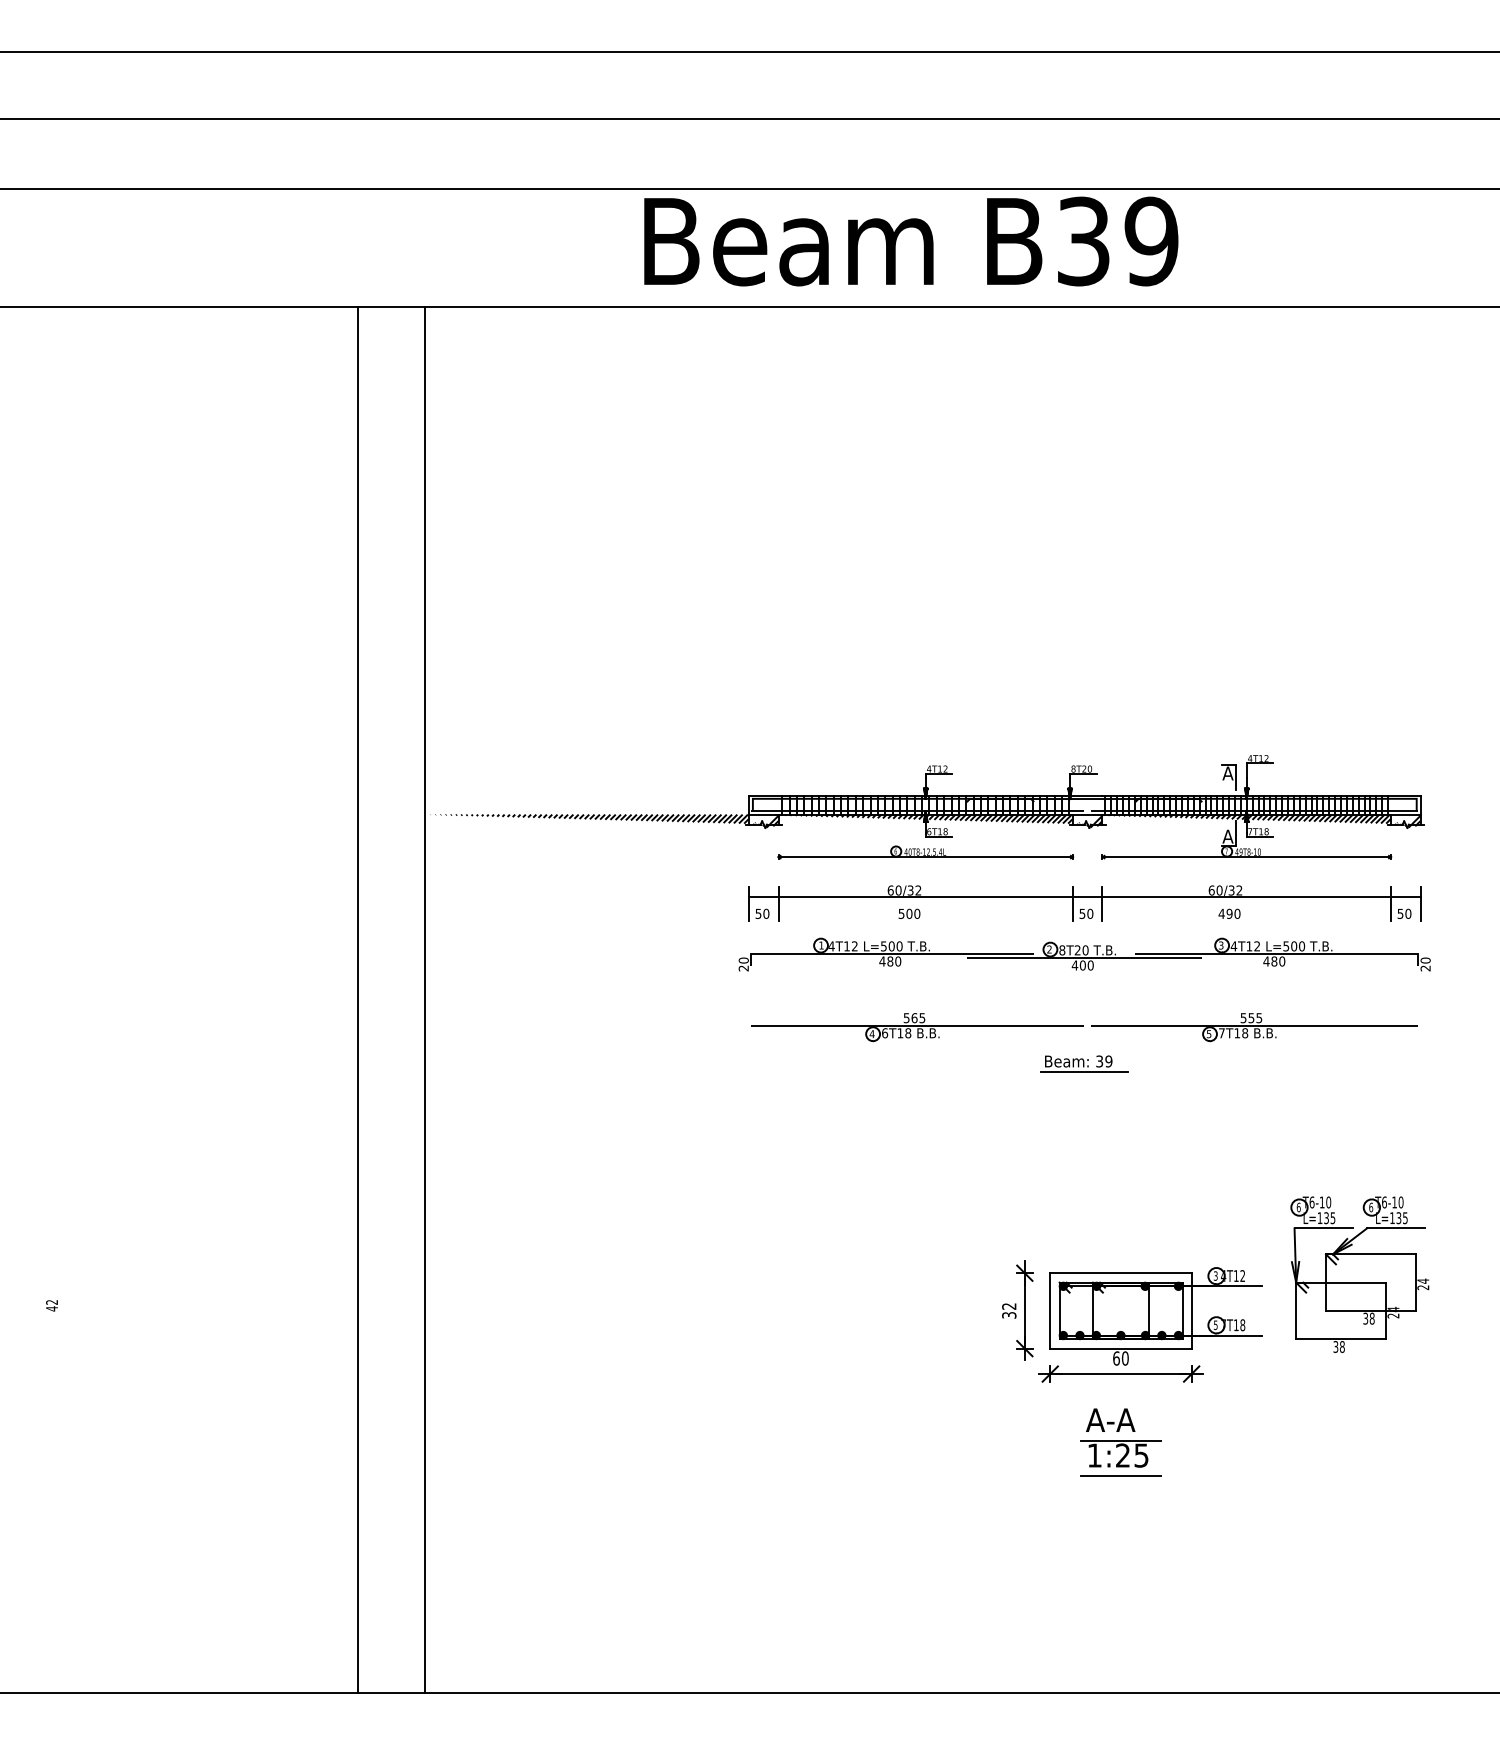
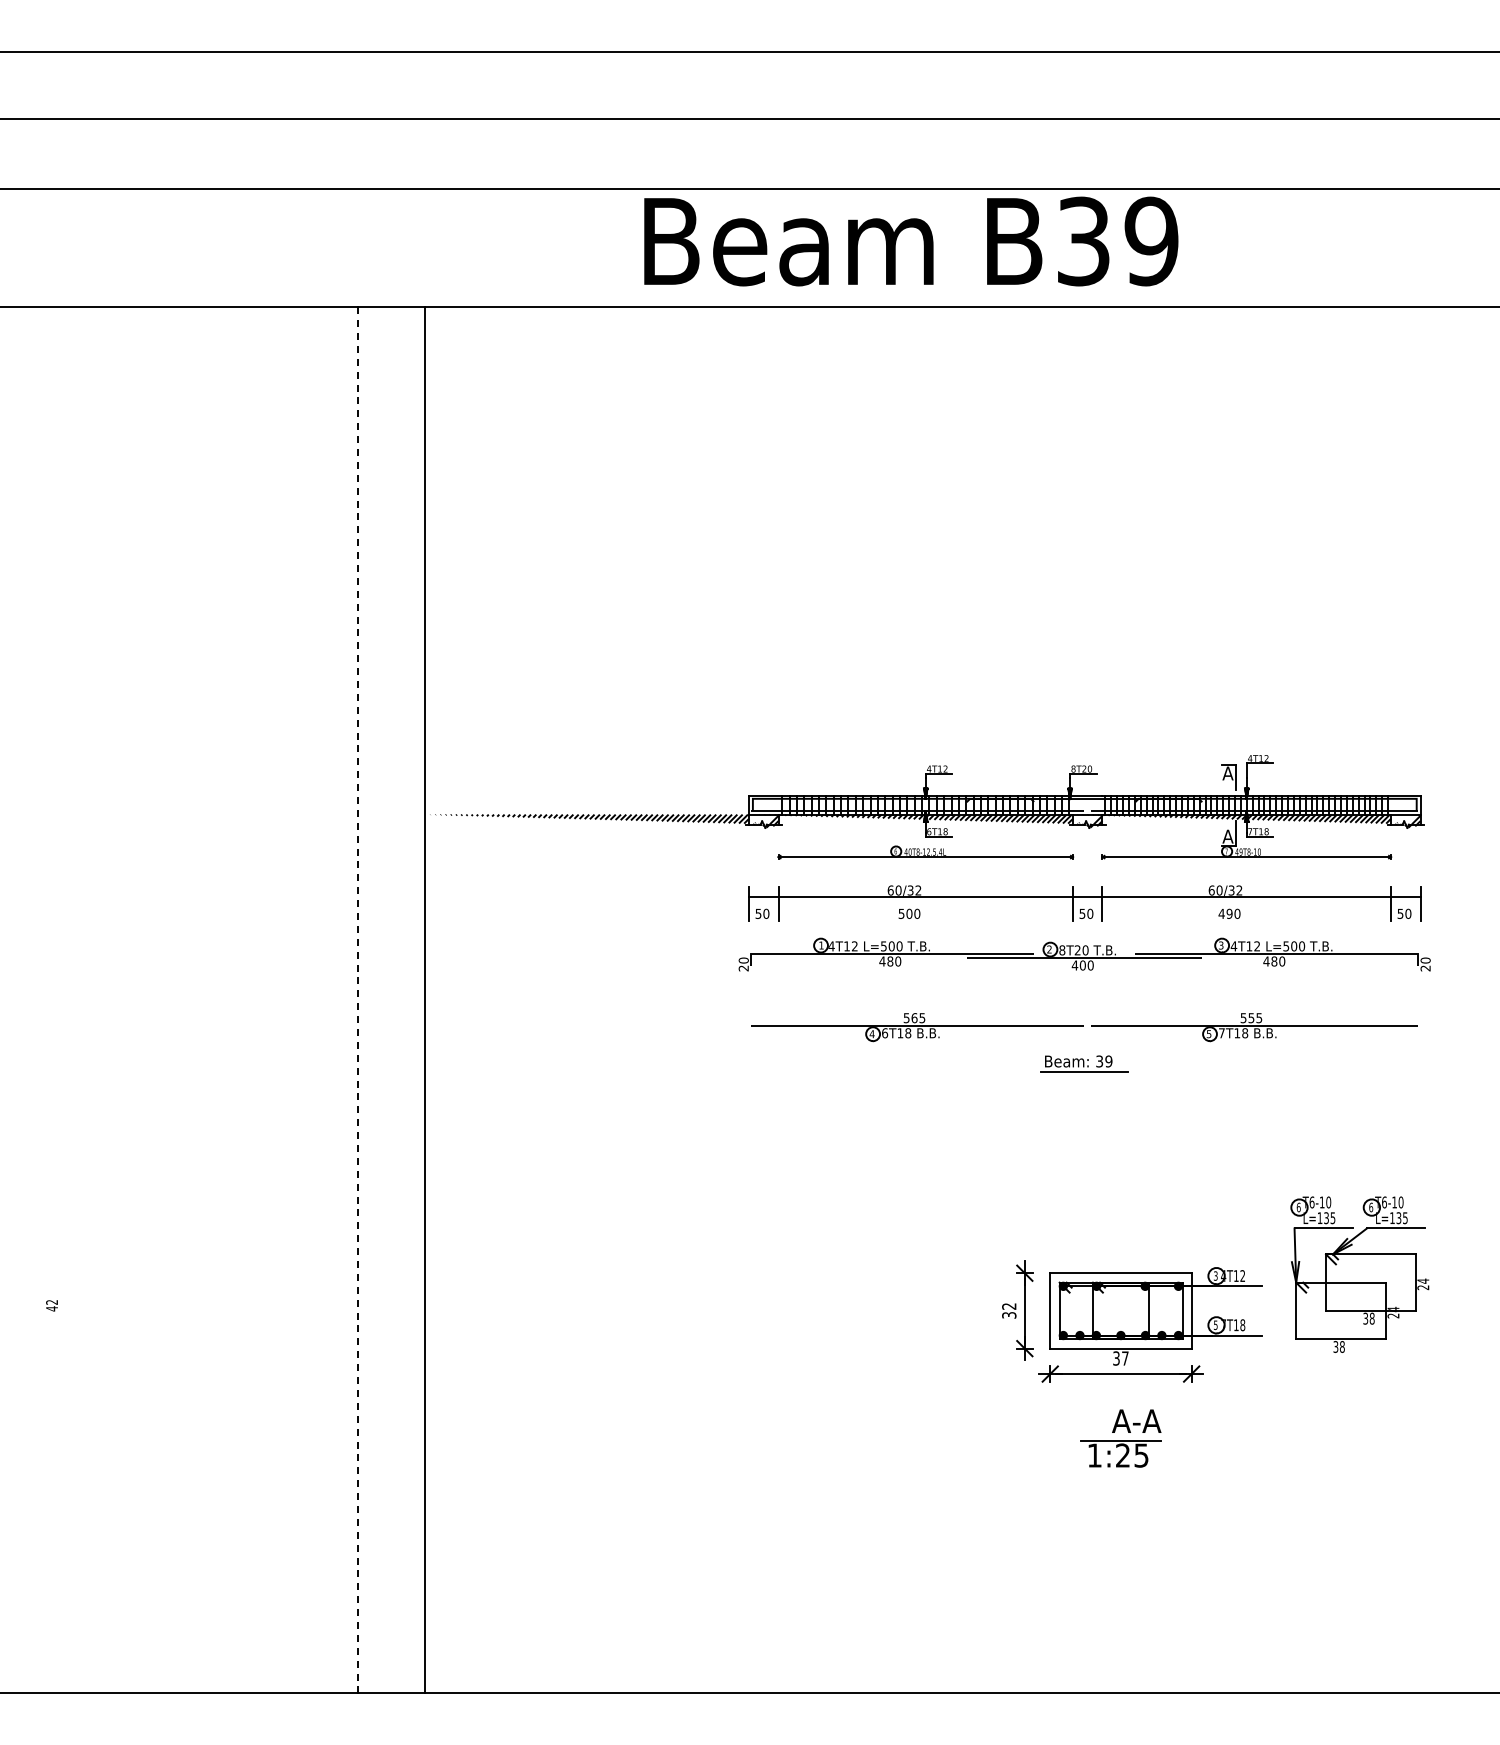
line: solid -> dashed (357, 999)
text: 60 -> 37 (1120, 1358)
text position: (1110, 1419) -> (1136, 1420) (1136, 1420)
line: present -> none (1120, 1476)
